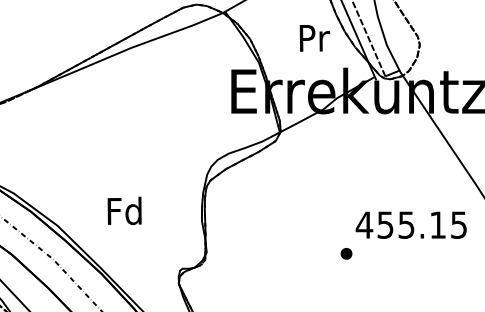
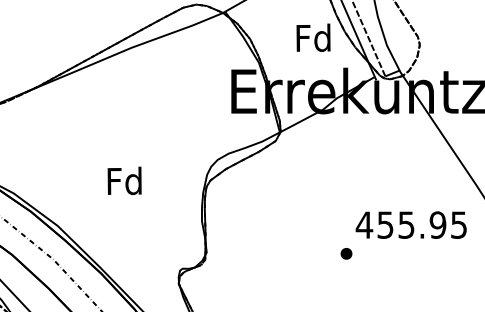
text: Pr -> Fd (313, 37)
text position: (124, 210) -> (124, 180) (124, 180)
text: 455.15 -> 455.95 (437, 224)
